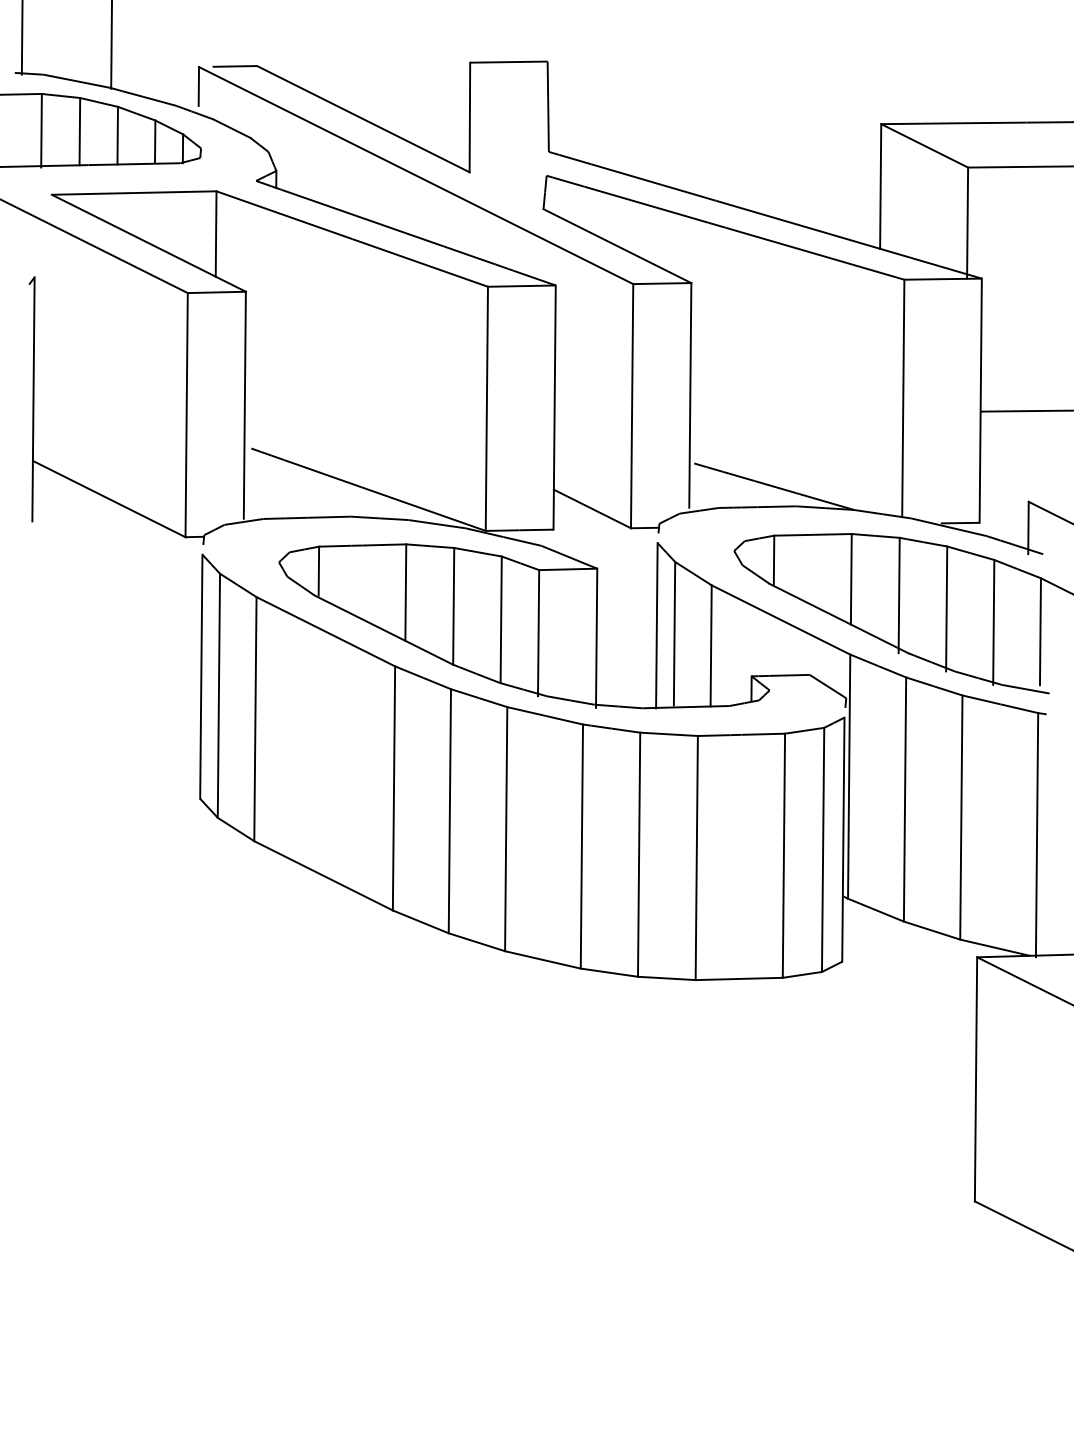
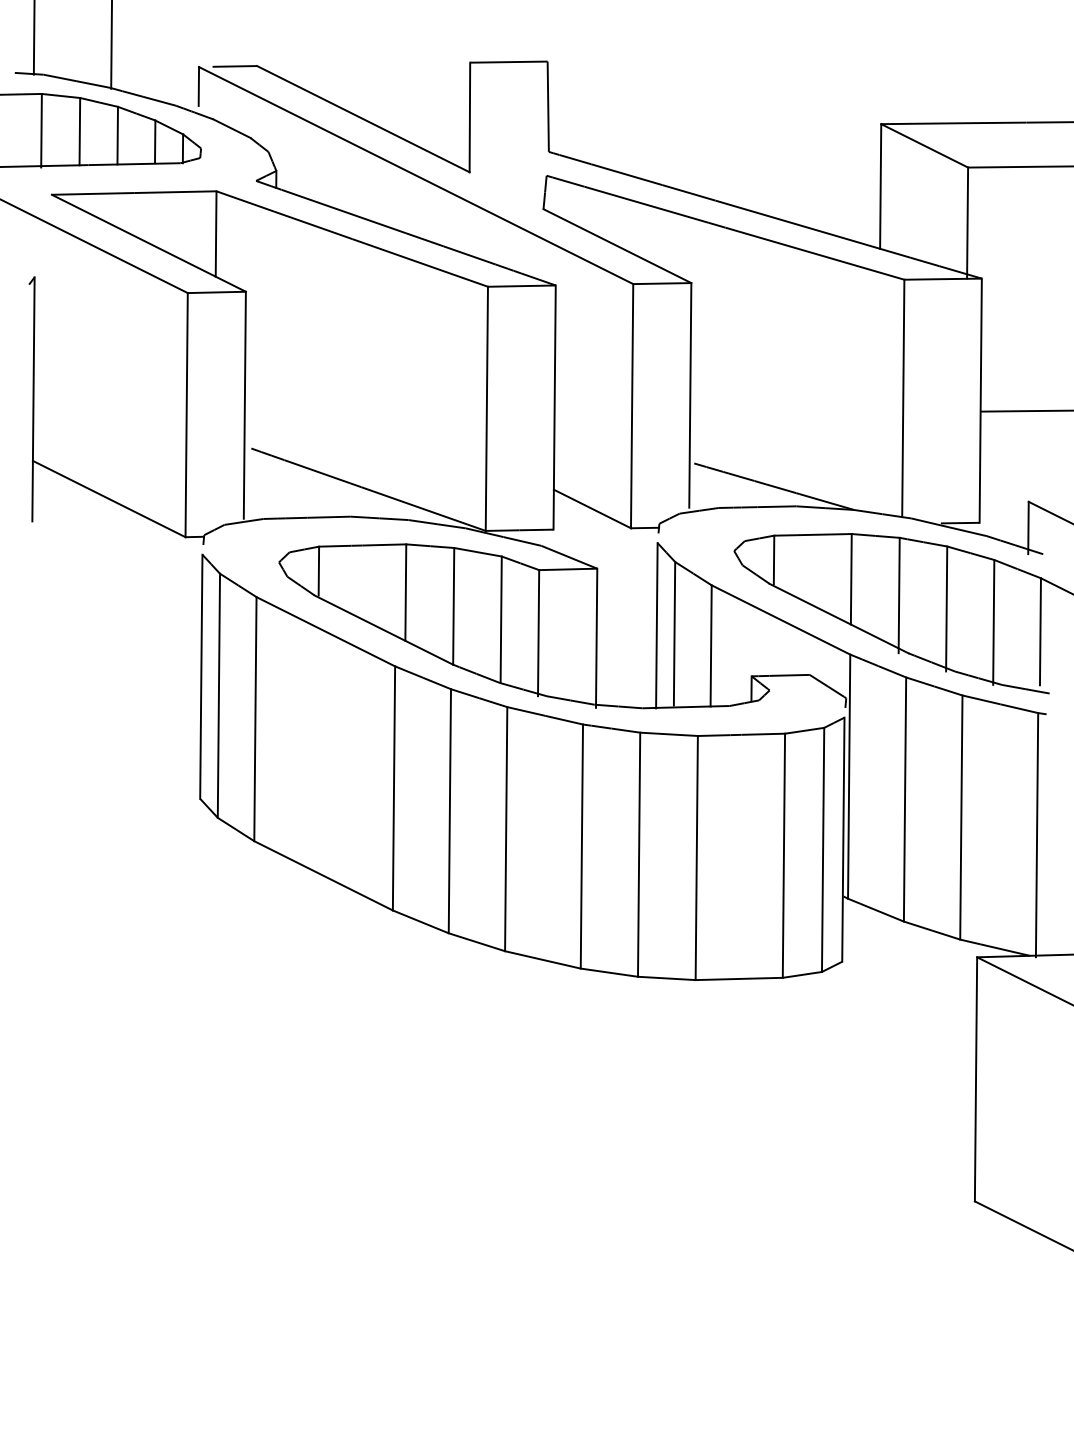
line position: (21, 38) -> (33, 38) (33, 38)
